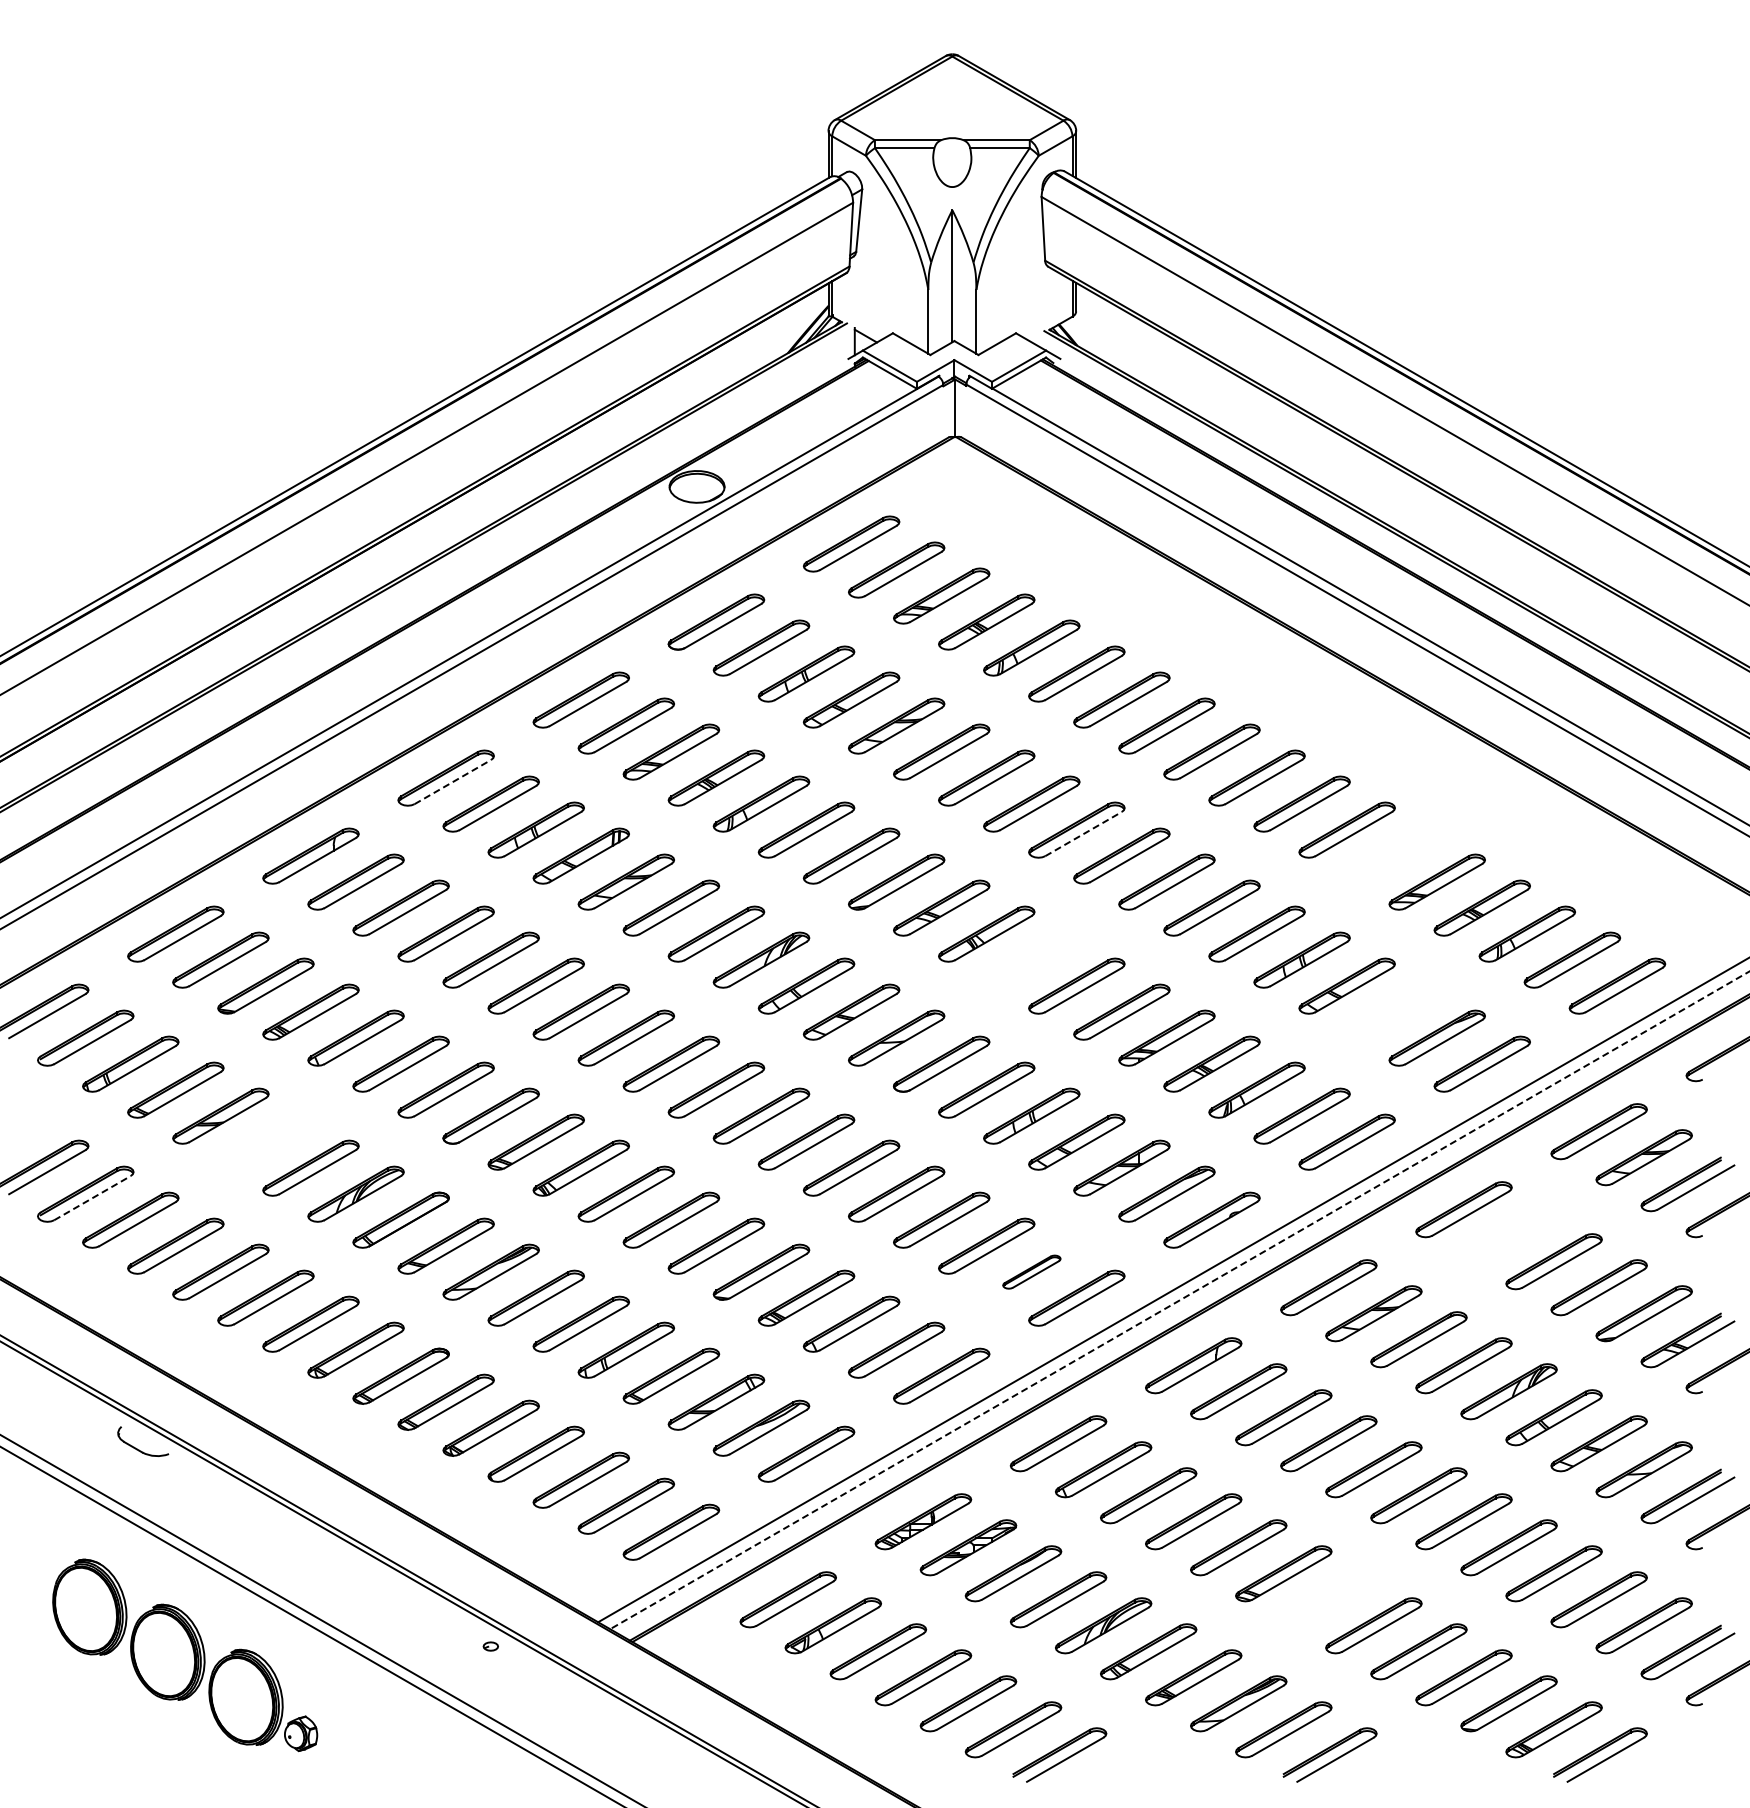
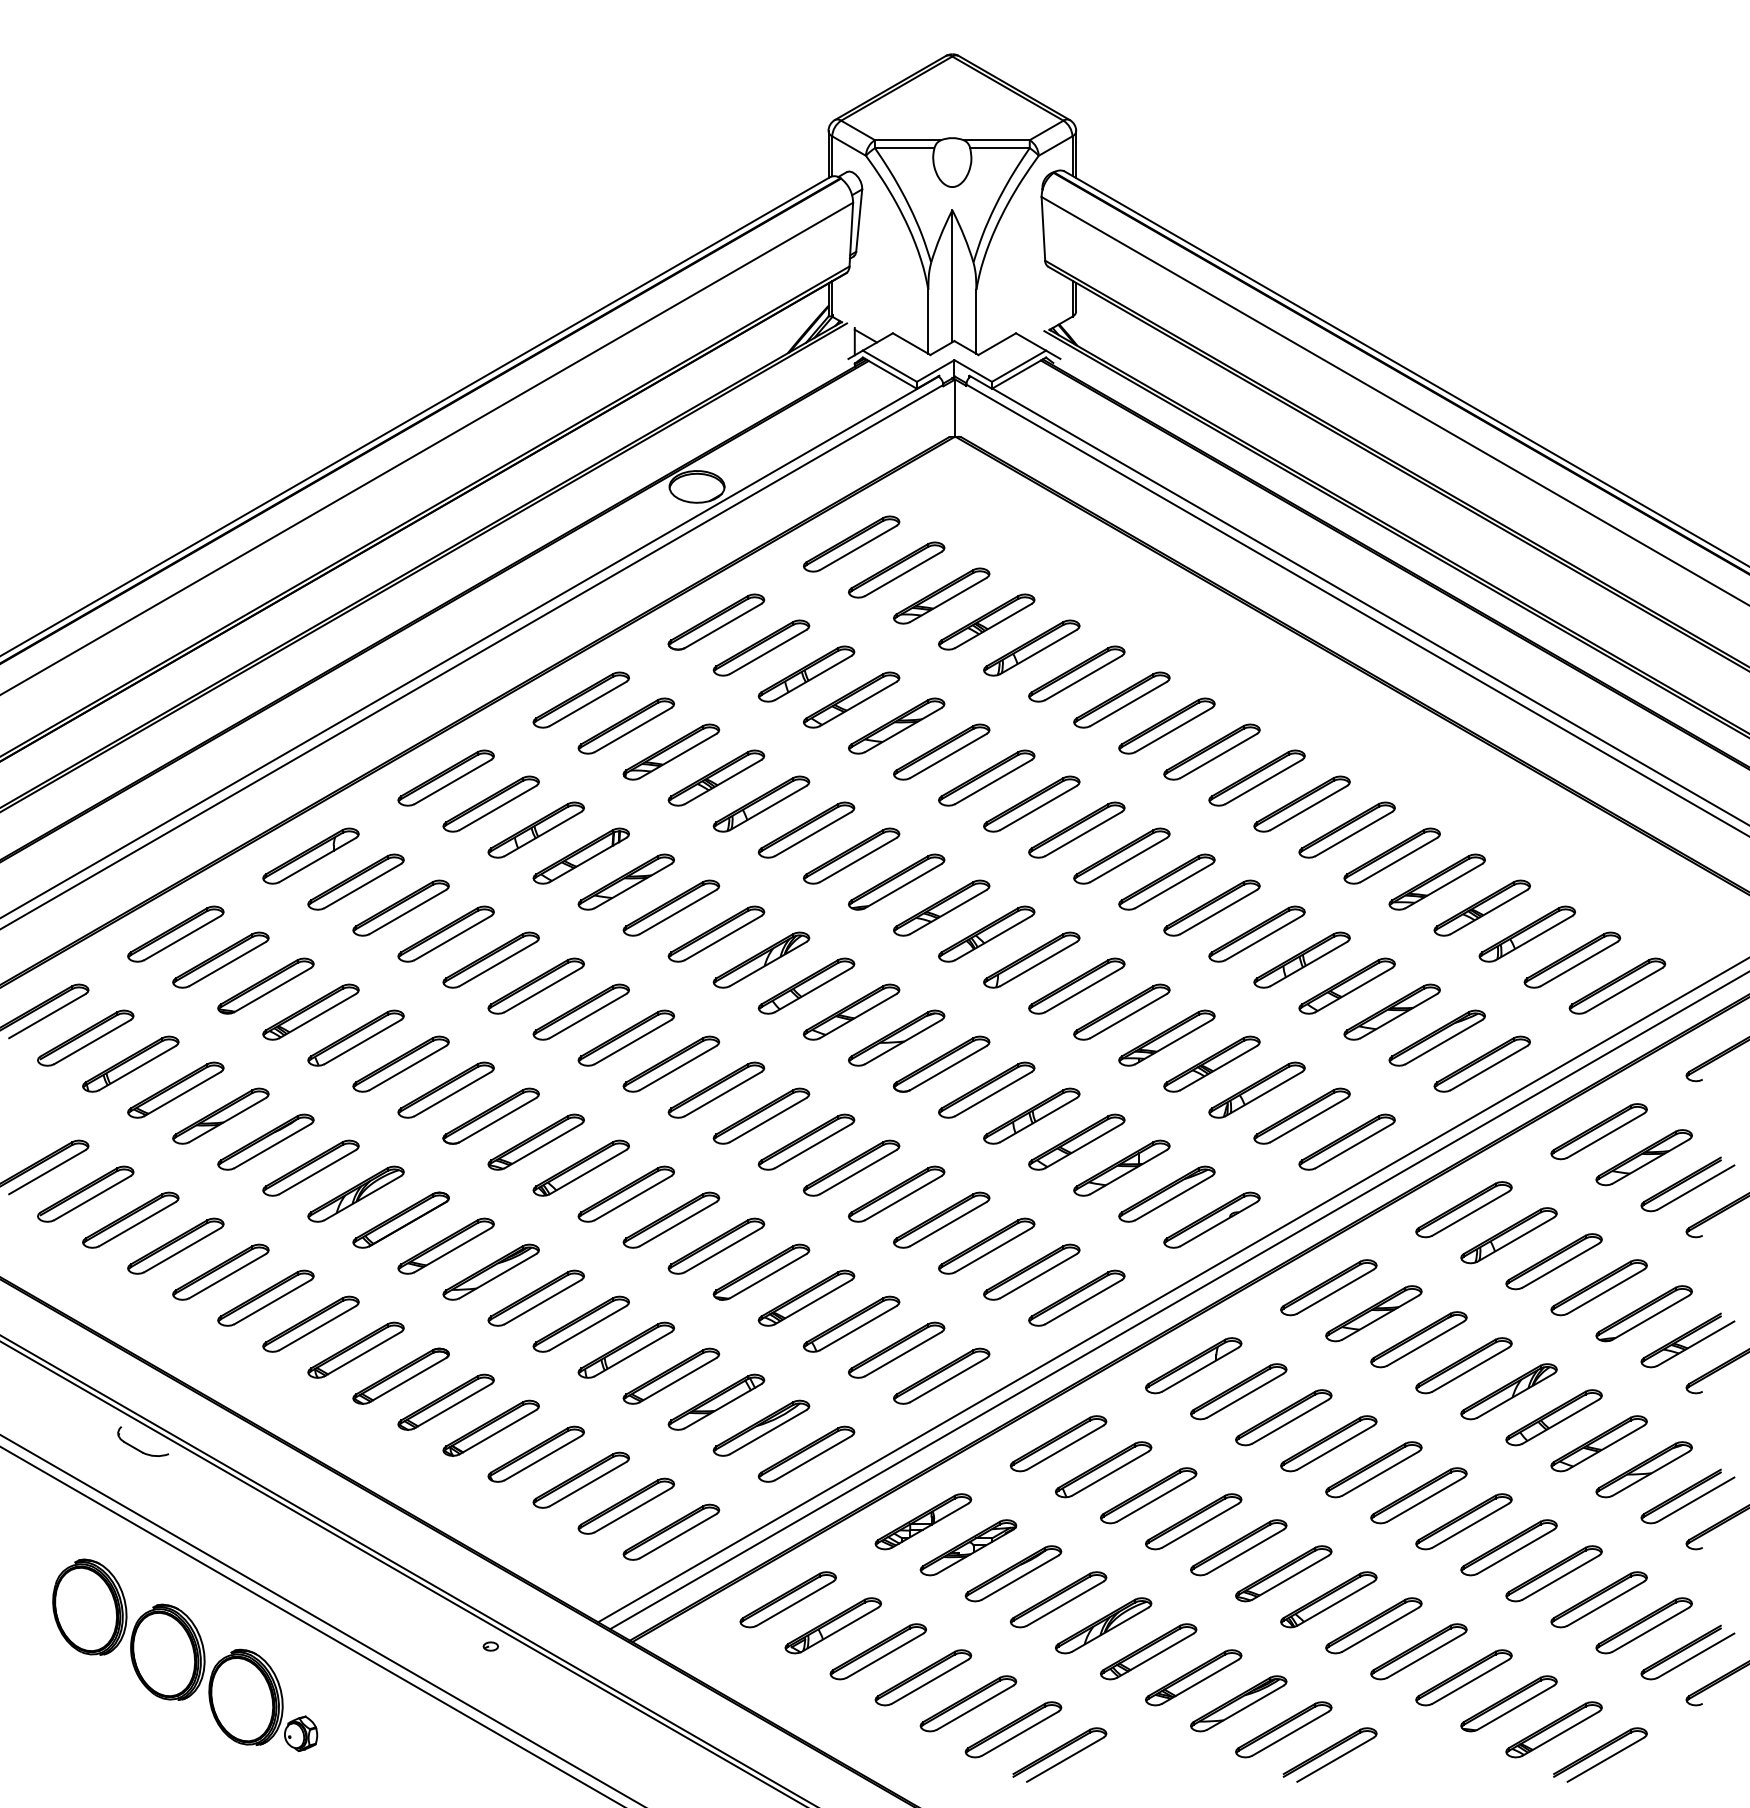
line: dashed -> solid (453, 781)
line: dashed -> solid (1084, 833)
part: none -> present (1391, 855)
part: none -> present (1031, 959)
part: none -> present (1391, 1011)
part: none -> present (265, 1141)
line: dashed -> solid (92, 1197)
part: none -> present (1508, 1235)
part size: 60x36 px -> 98x58 px (1031, 1271)
line: dashed -> solid (1180, 1300)
part: none -> present (1328, 1599)
